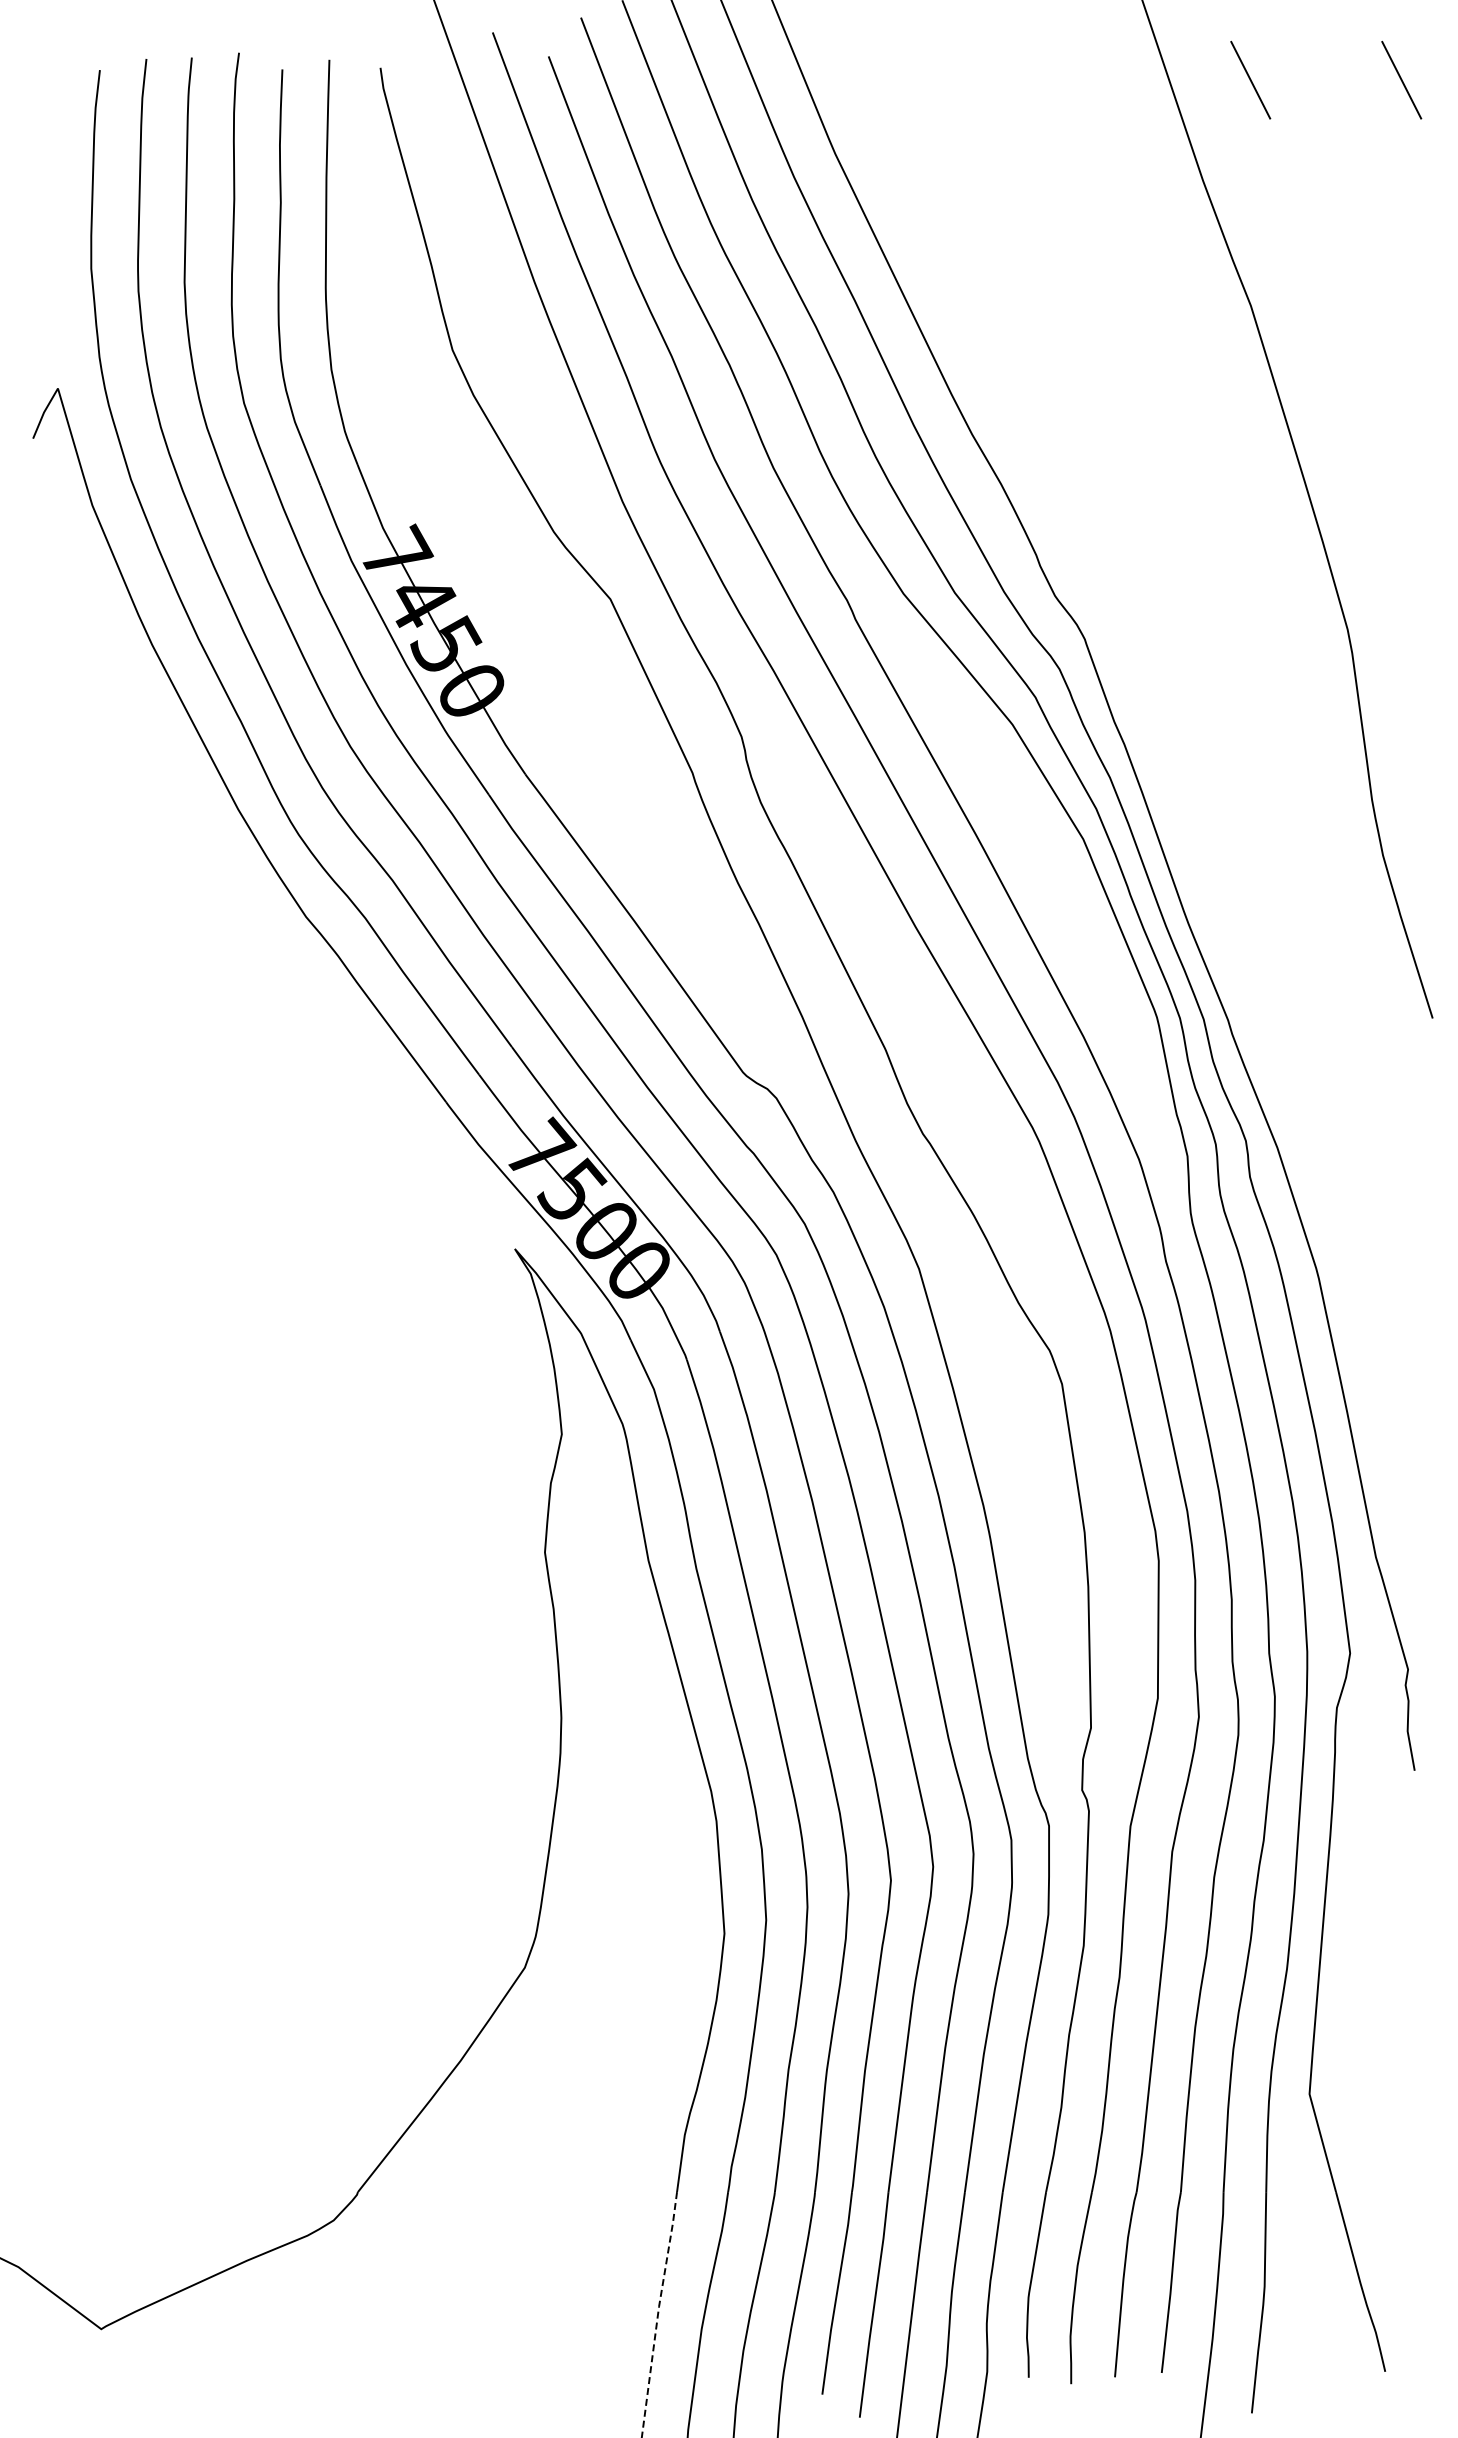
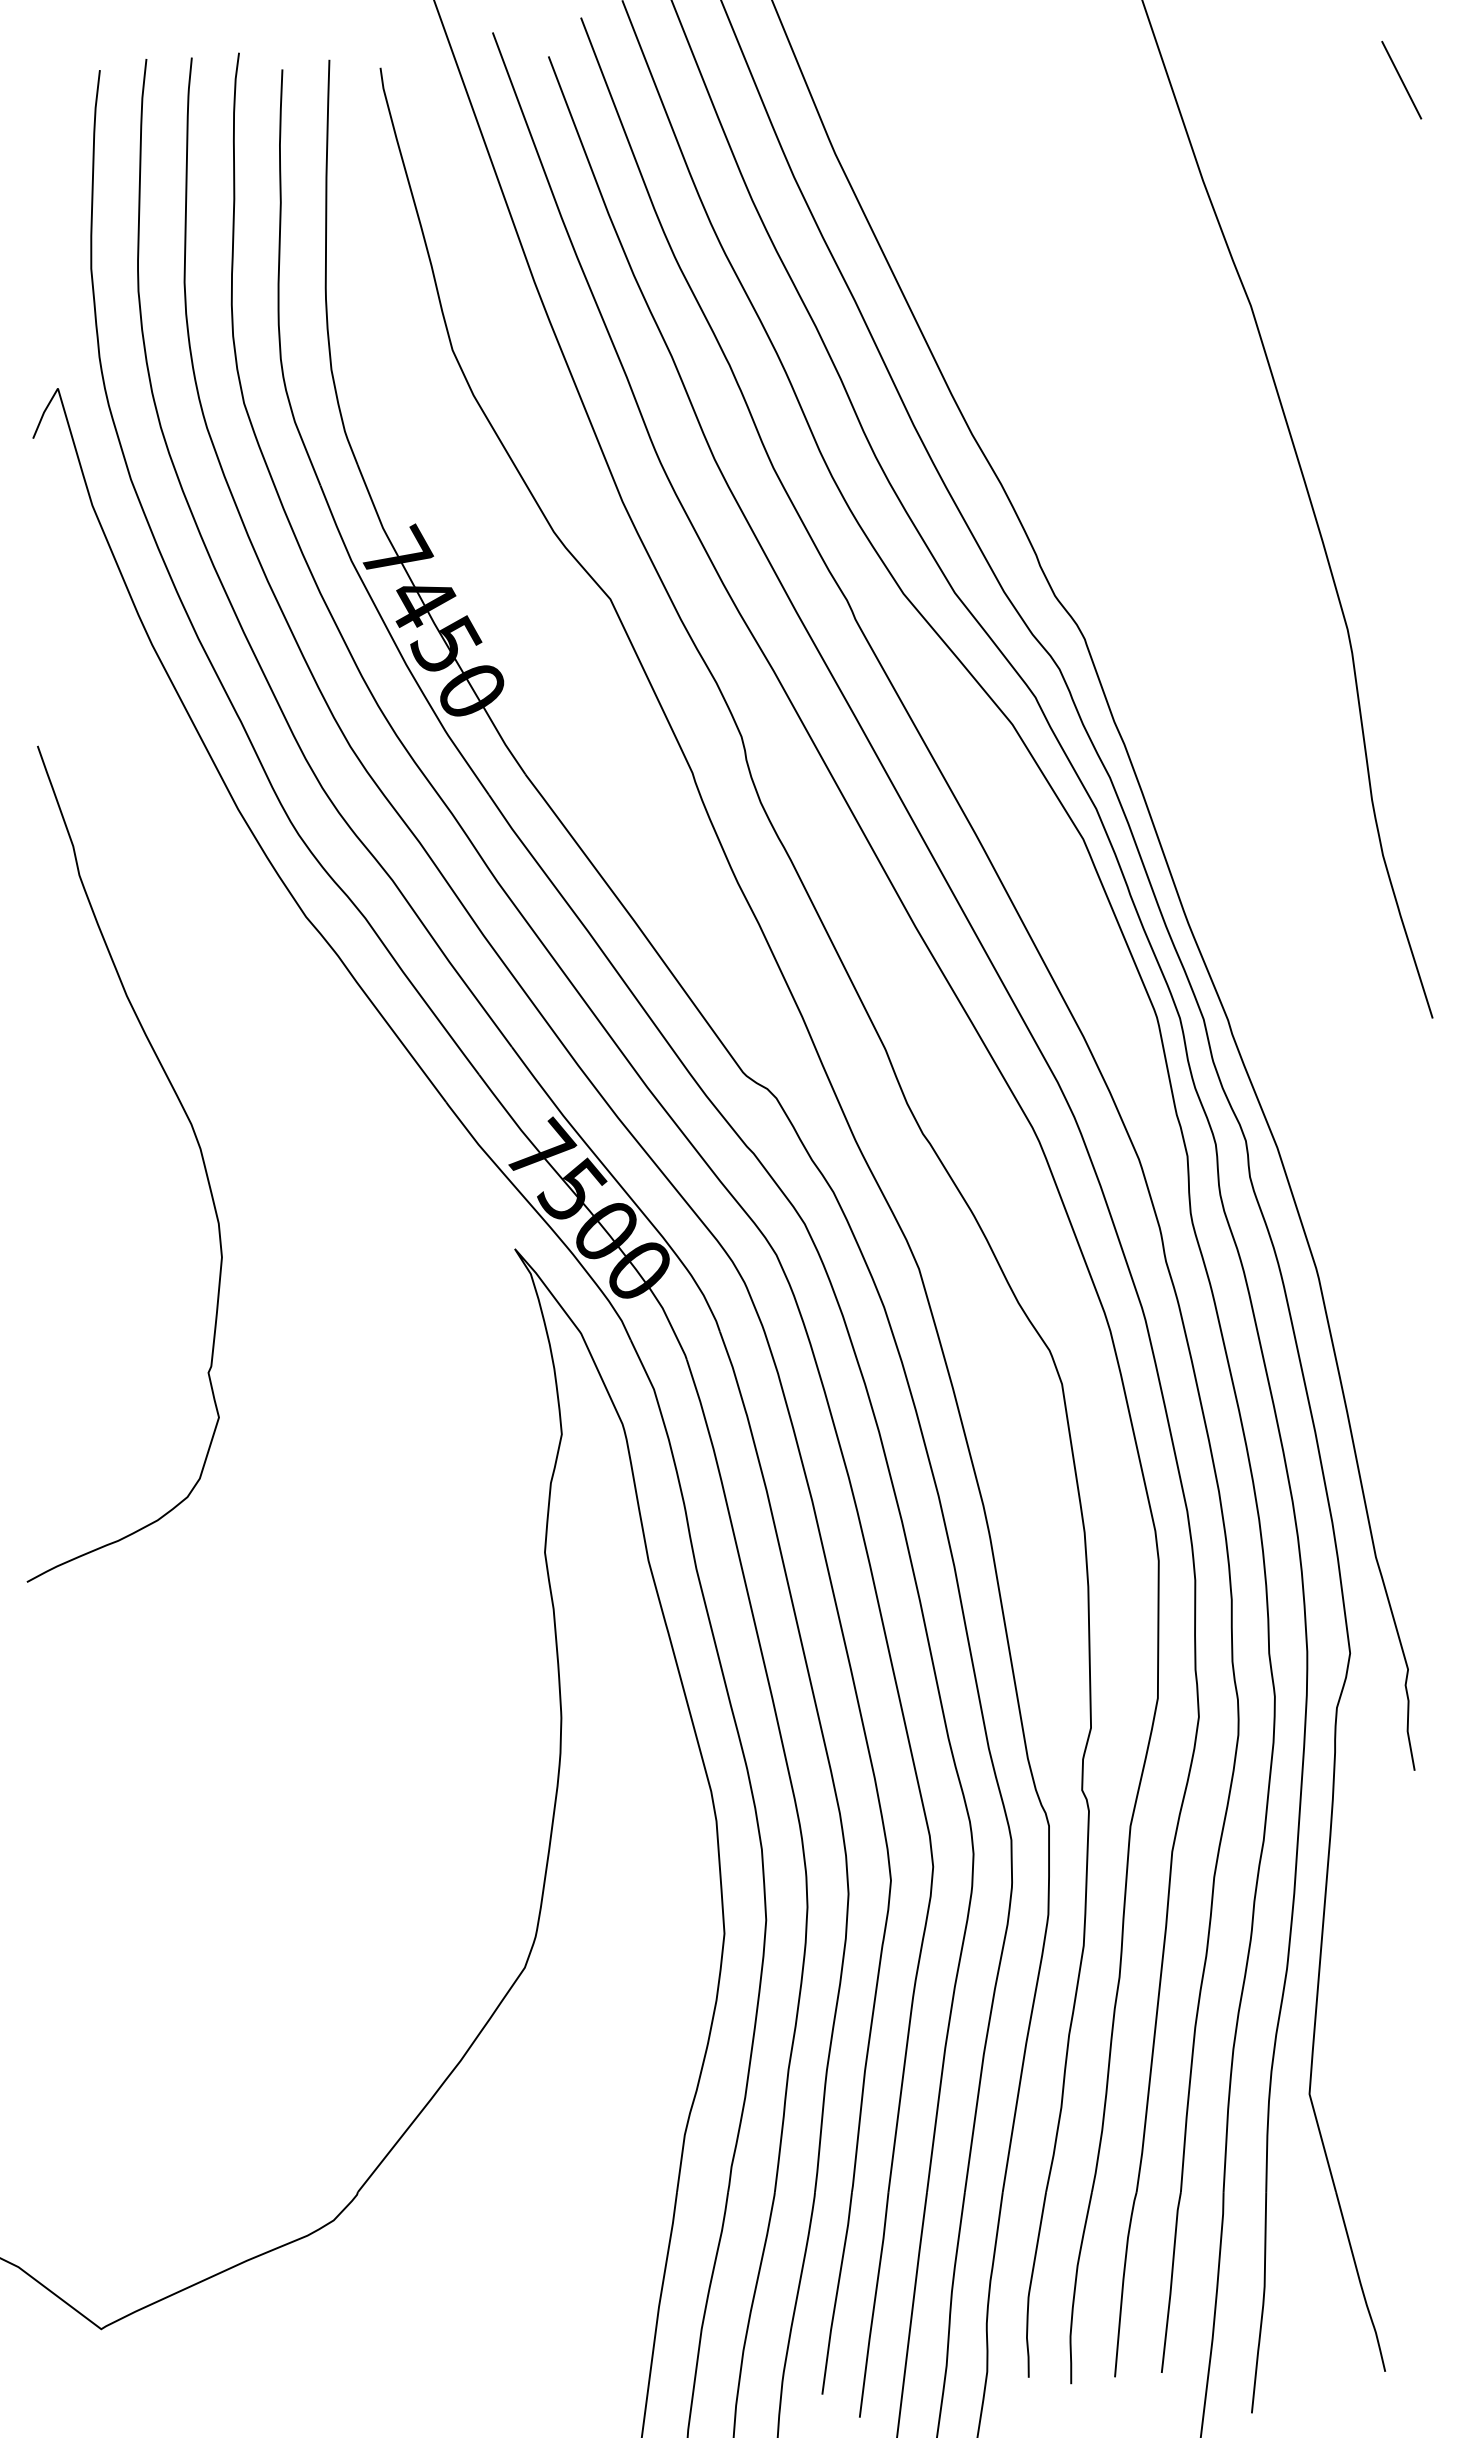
line: present -> none (1250, 79)
curve: none -> present (193, 1133)
line: dashed -> solid (658, 2313)
